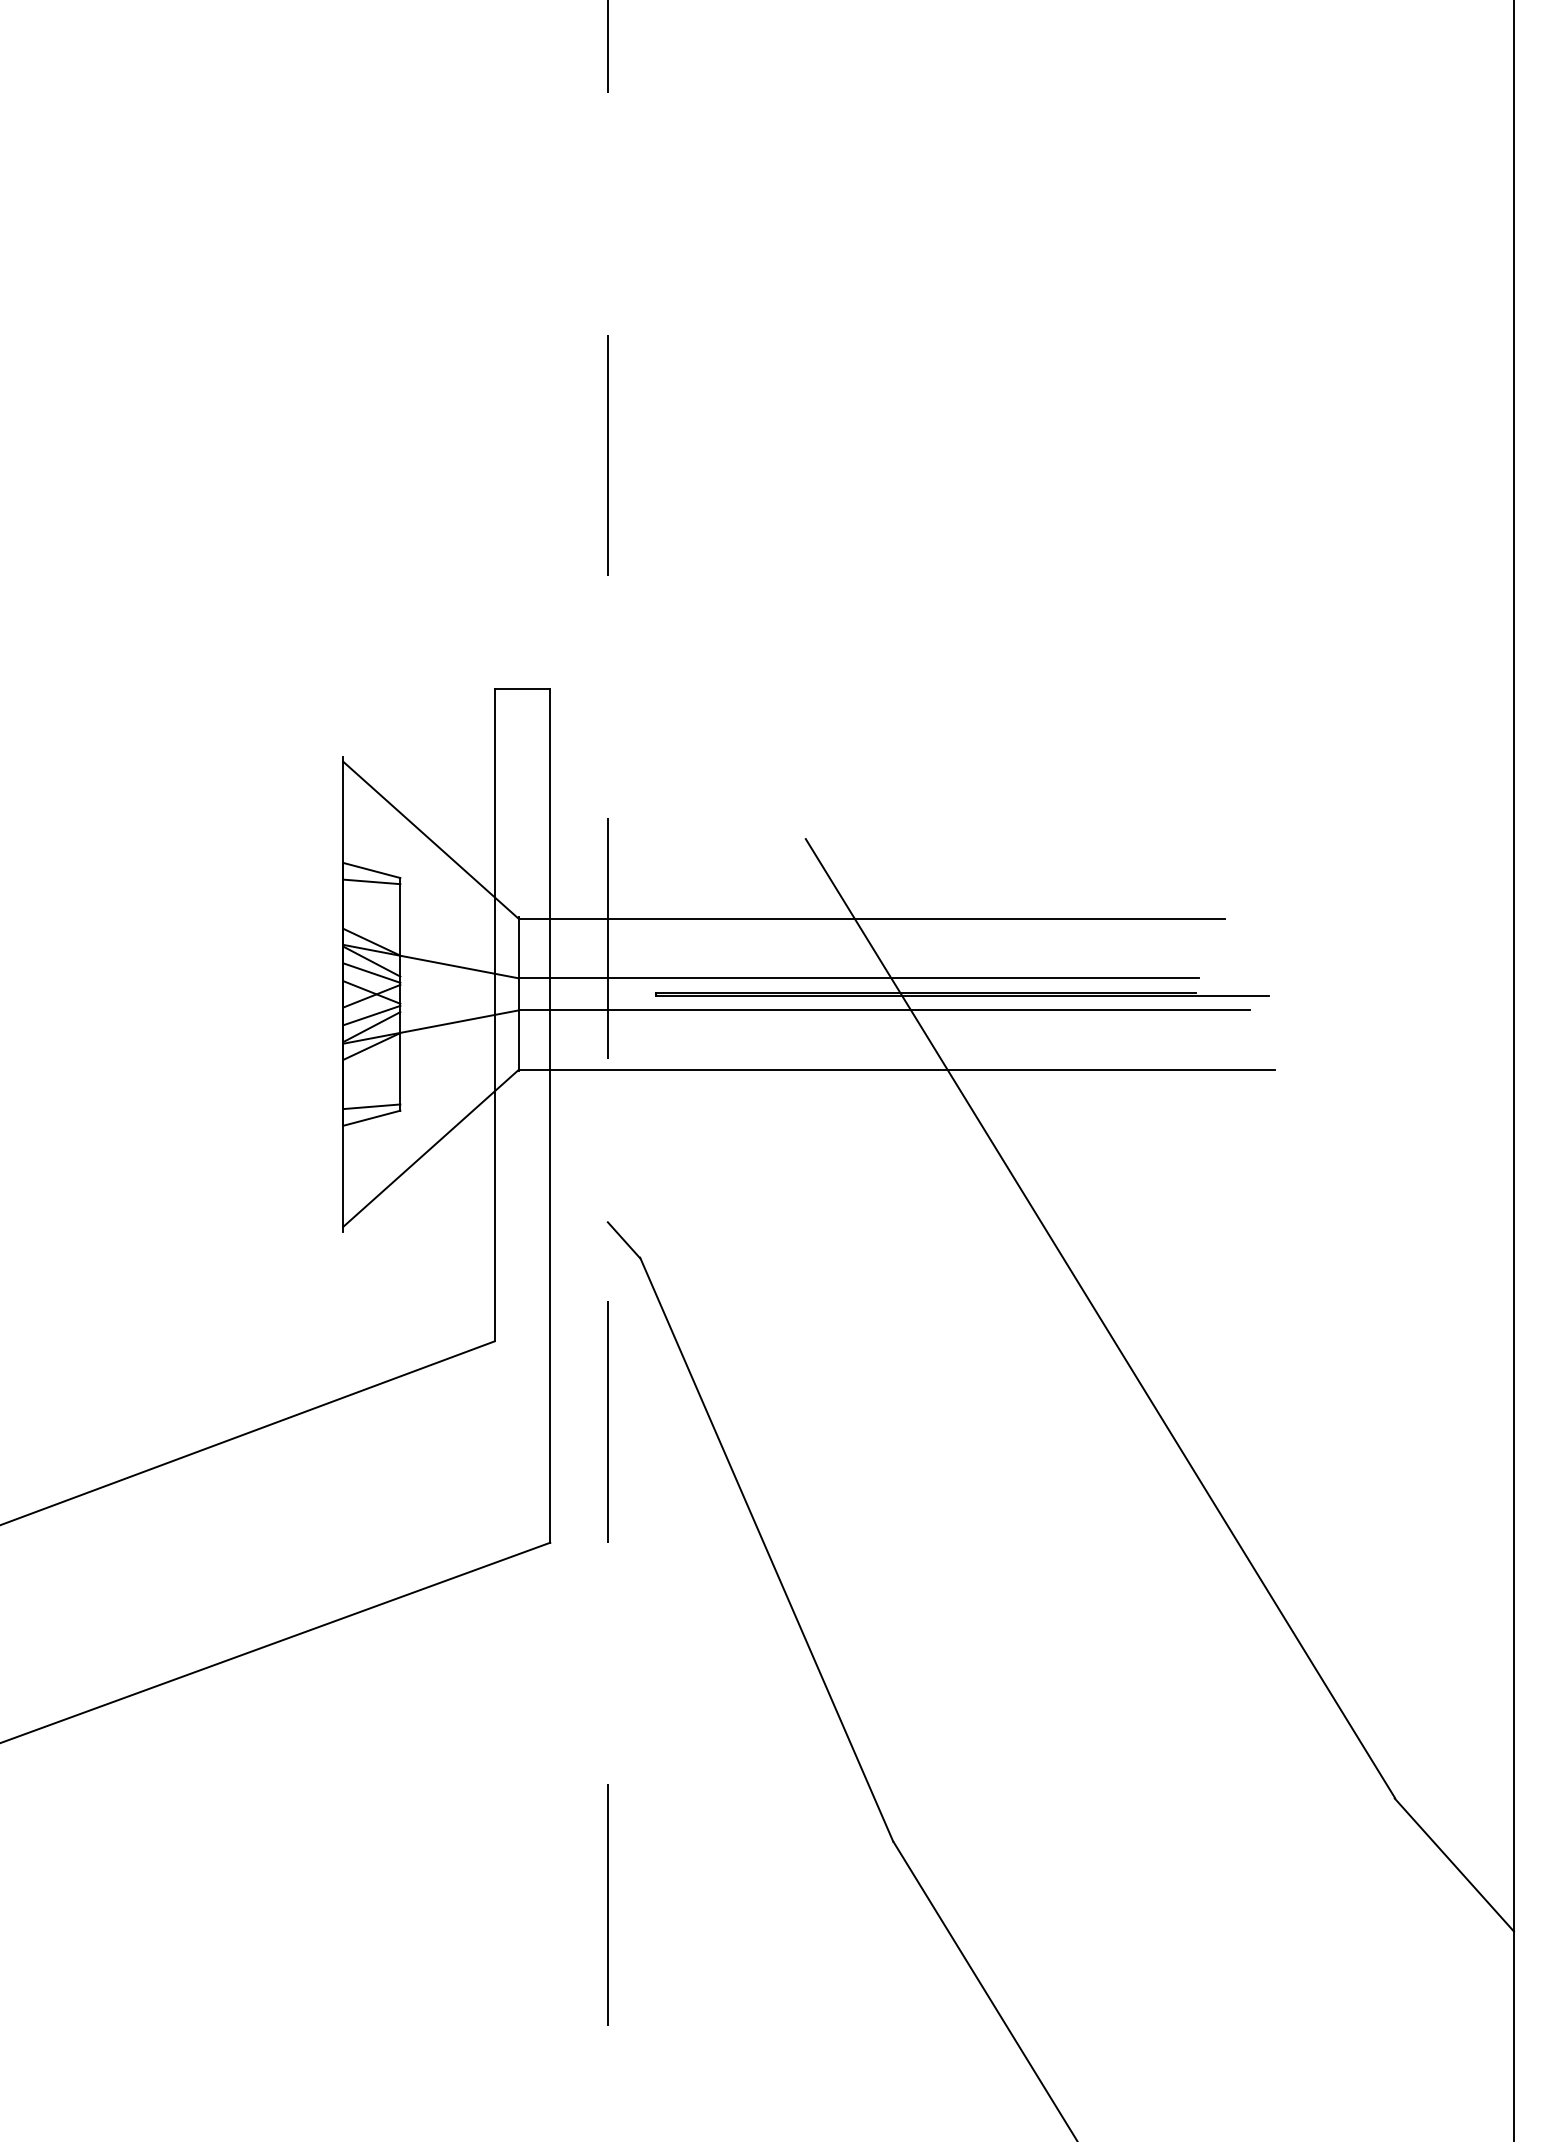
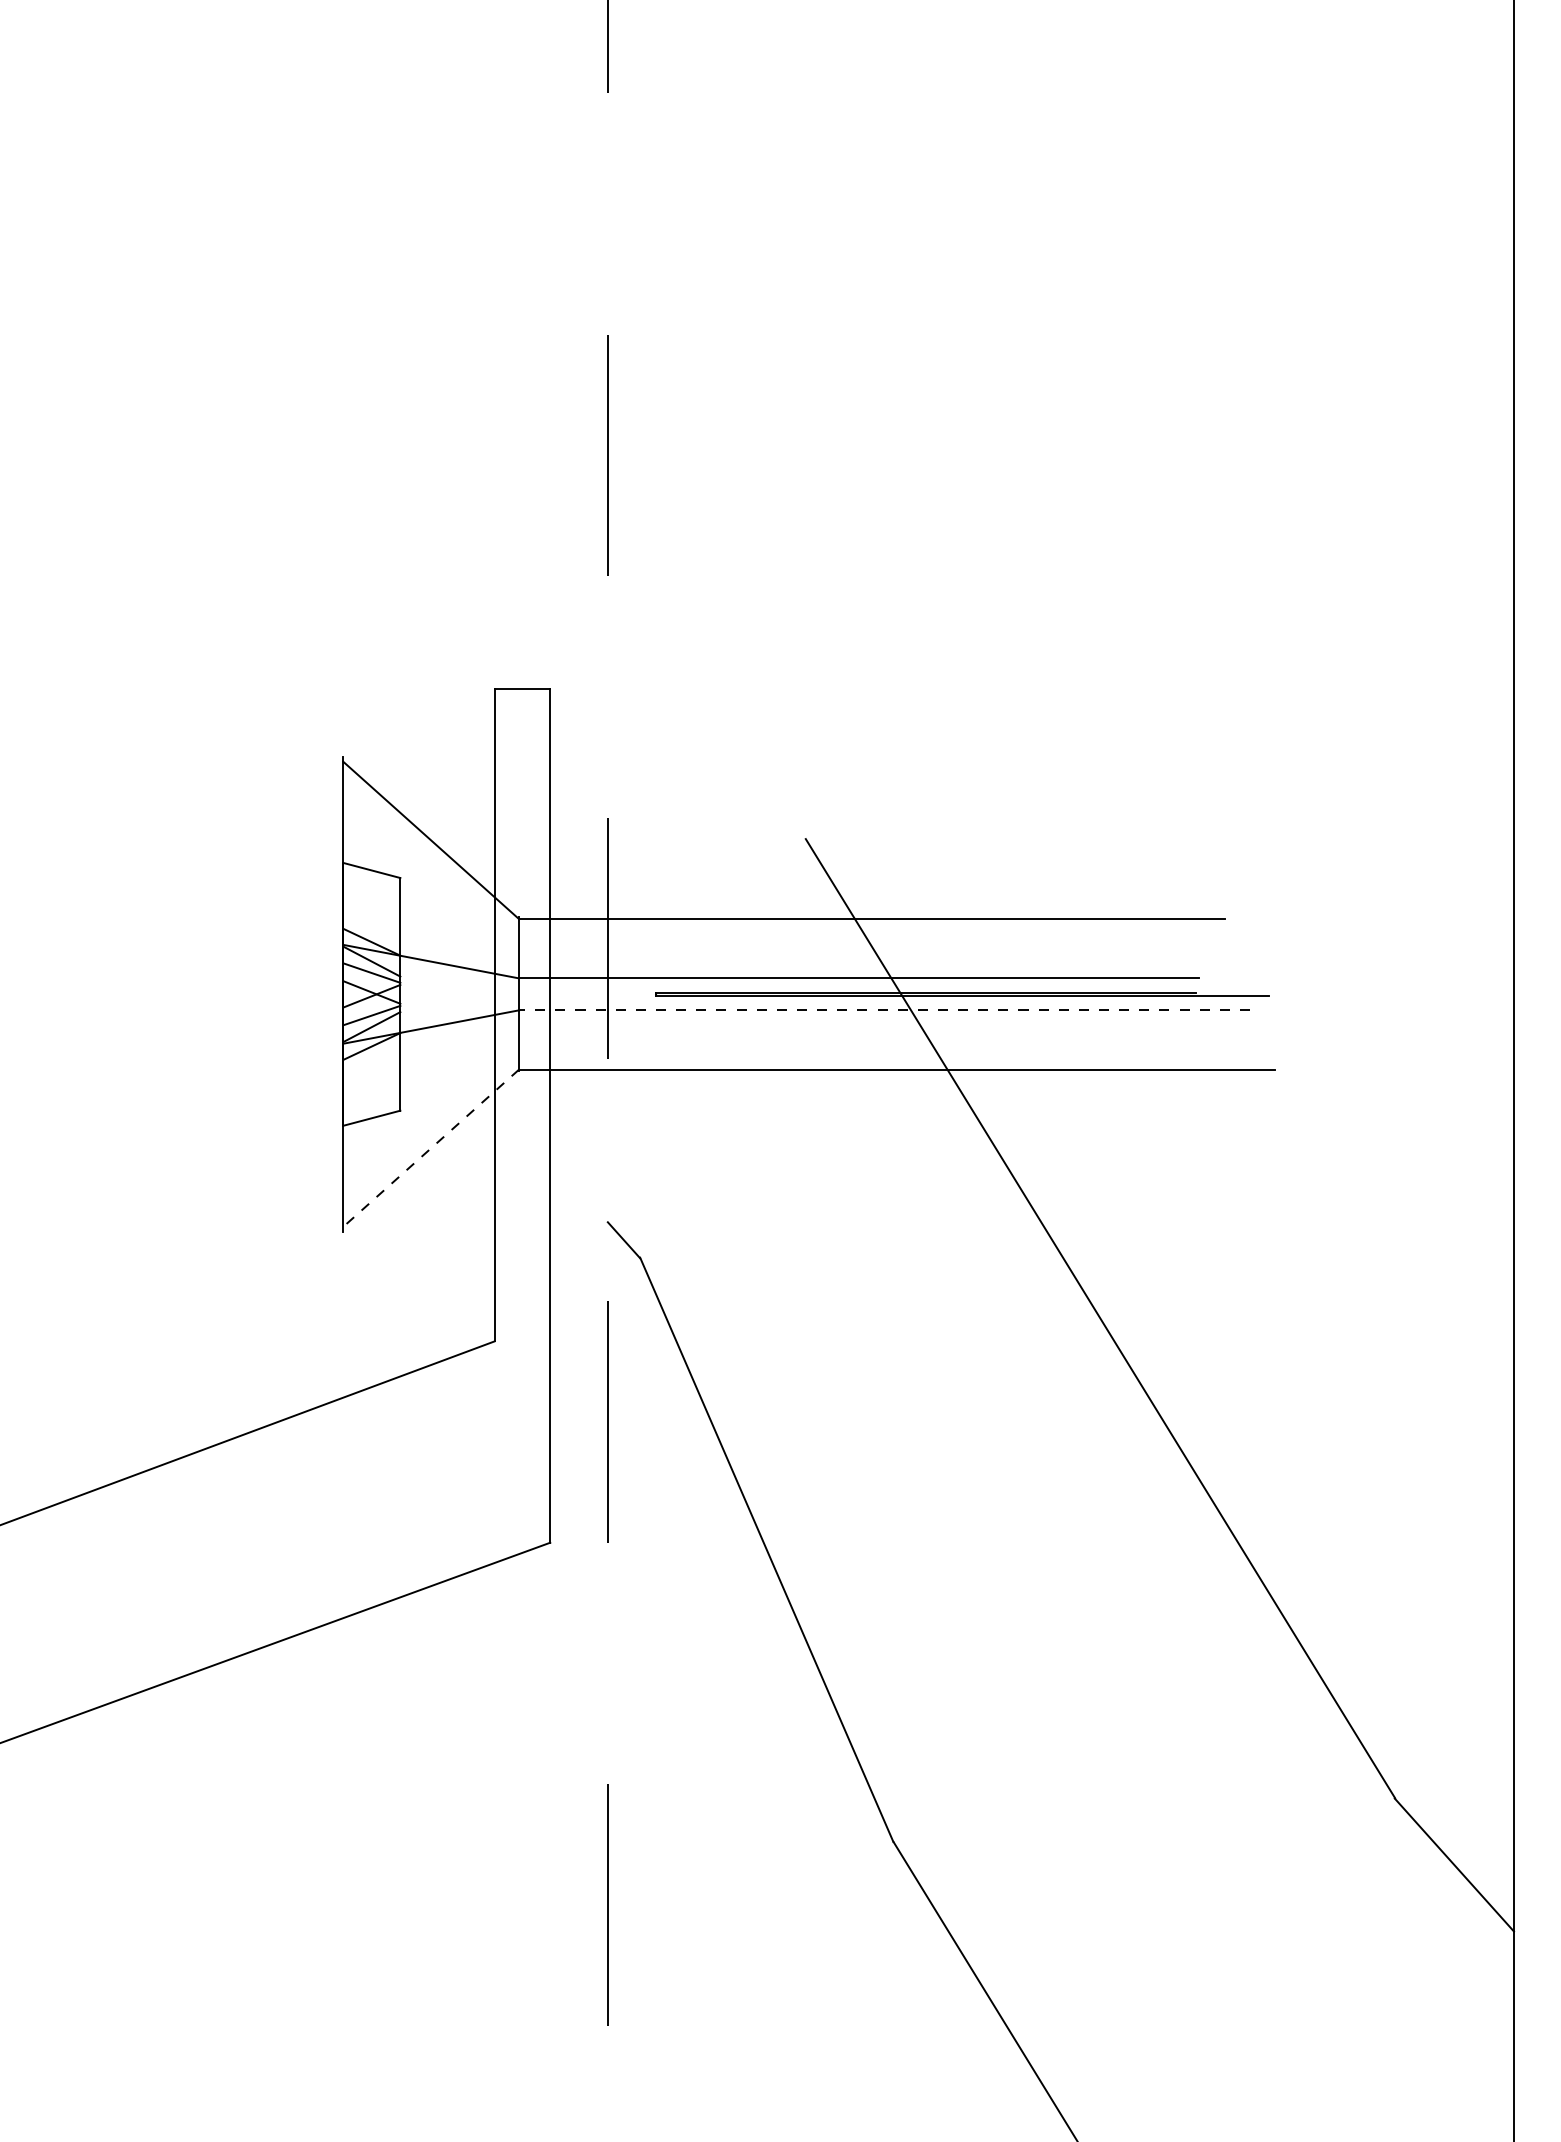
line: present -> none (371, 881)
line: solid -> dashed (884, 1010)
line: present -> none (371, 1106)
line: solid -> dashed (430, 1148)
